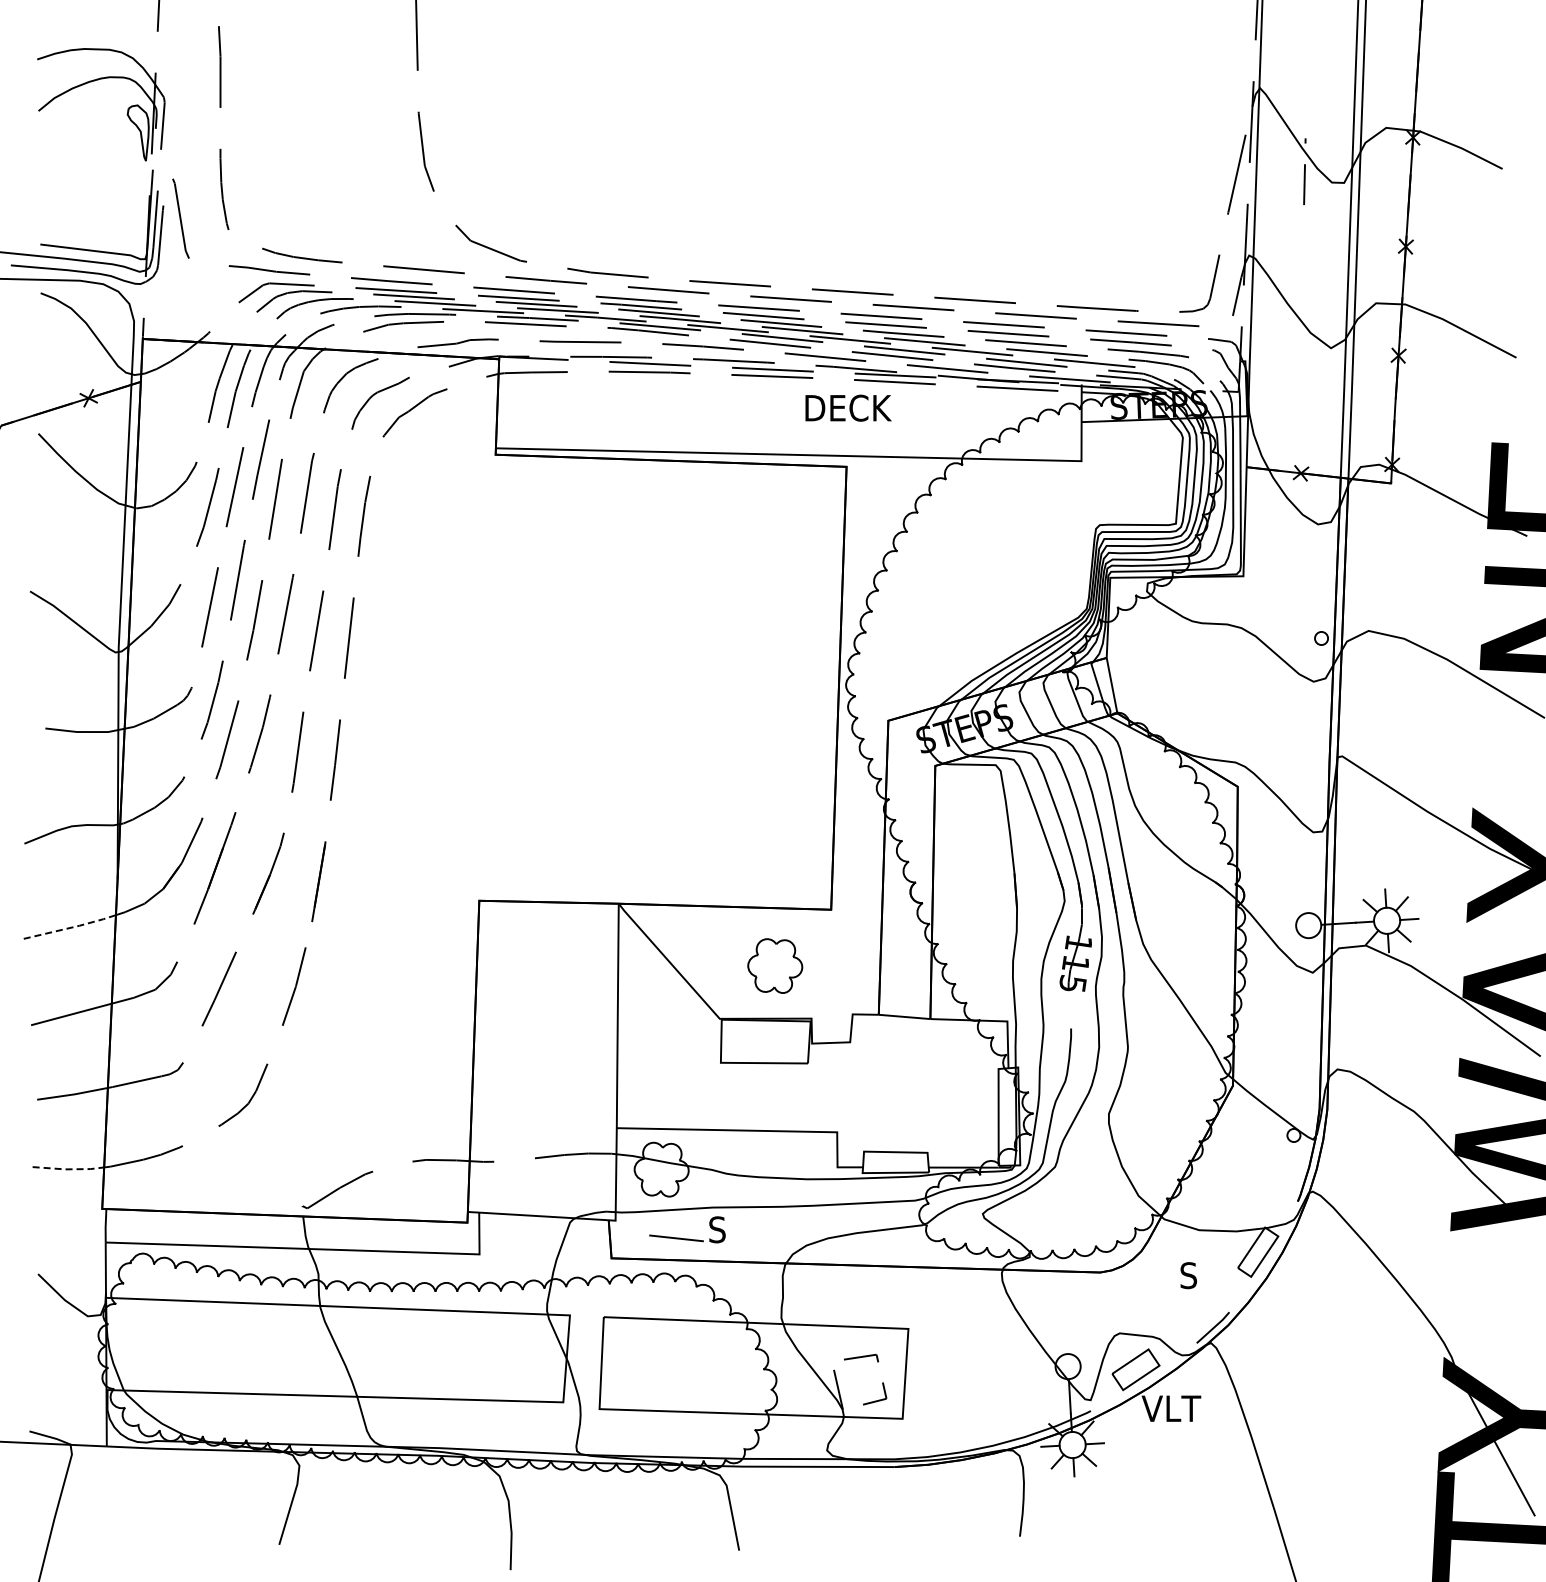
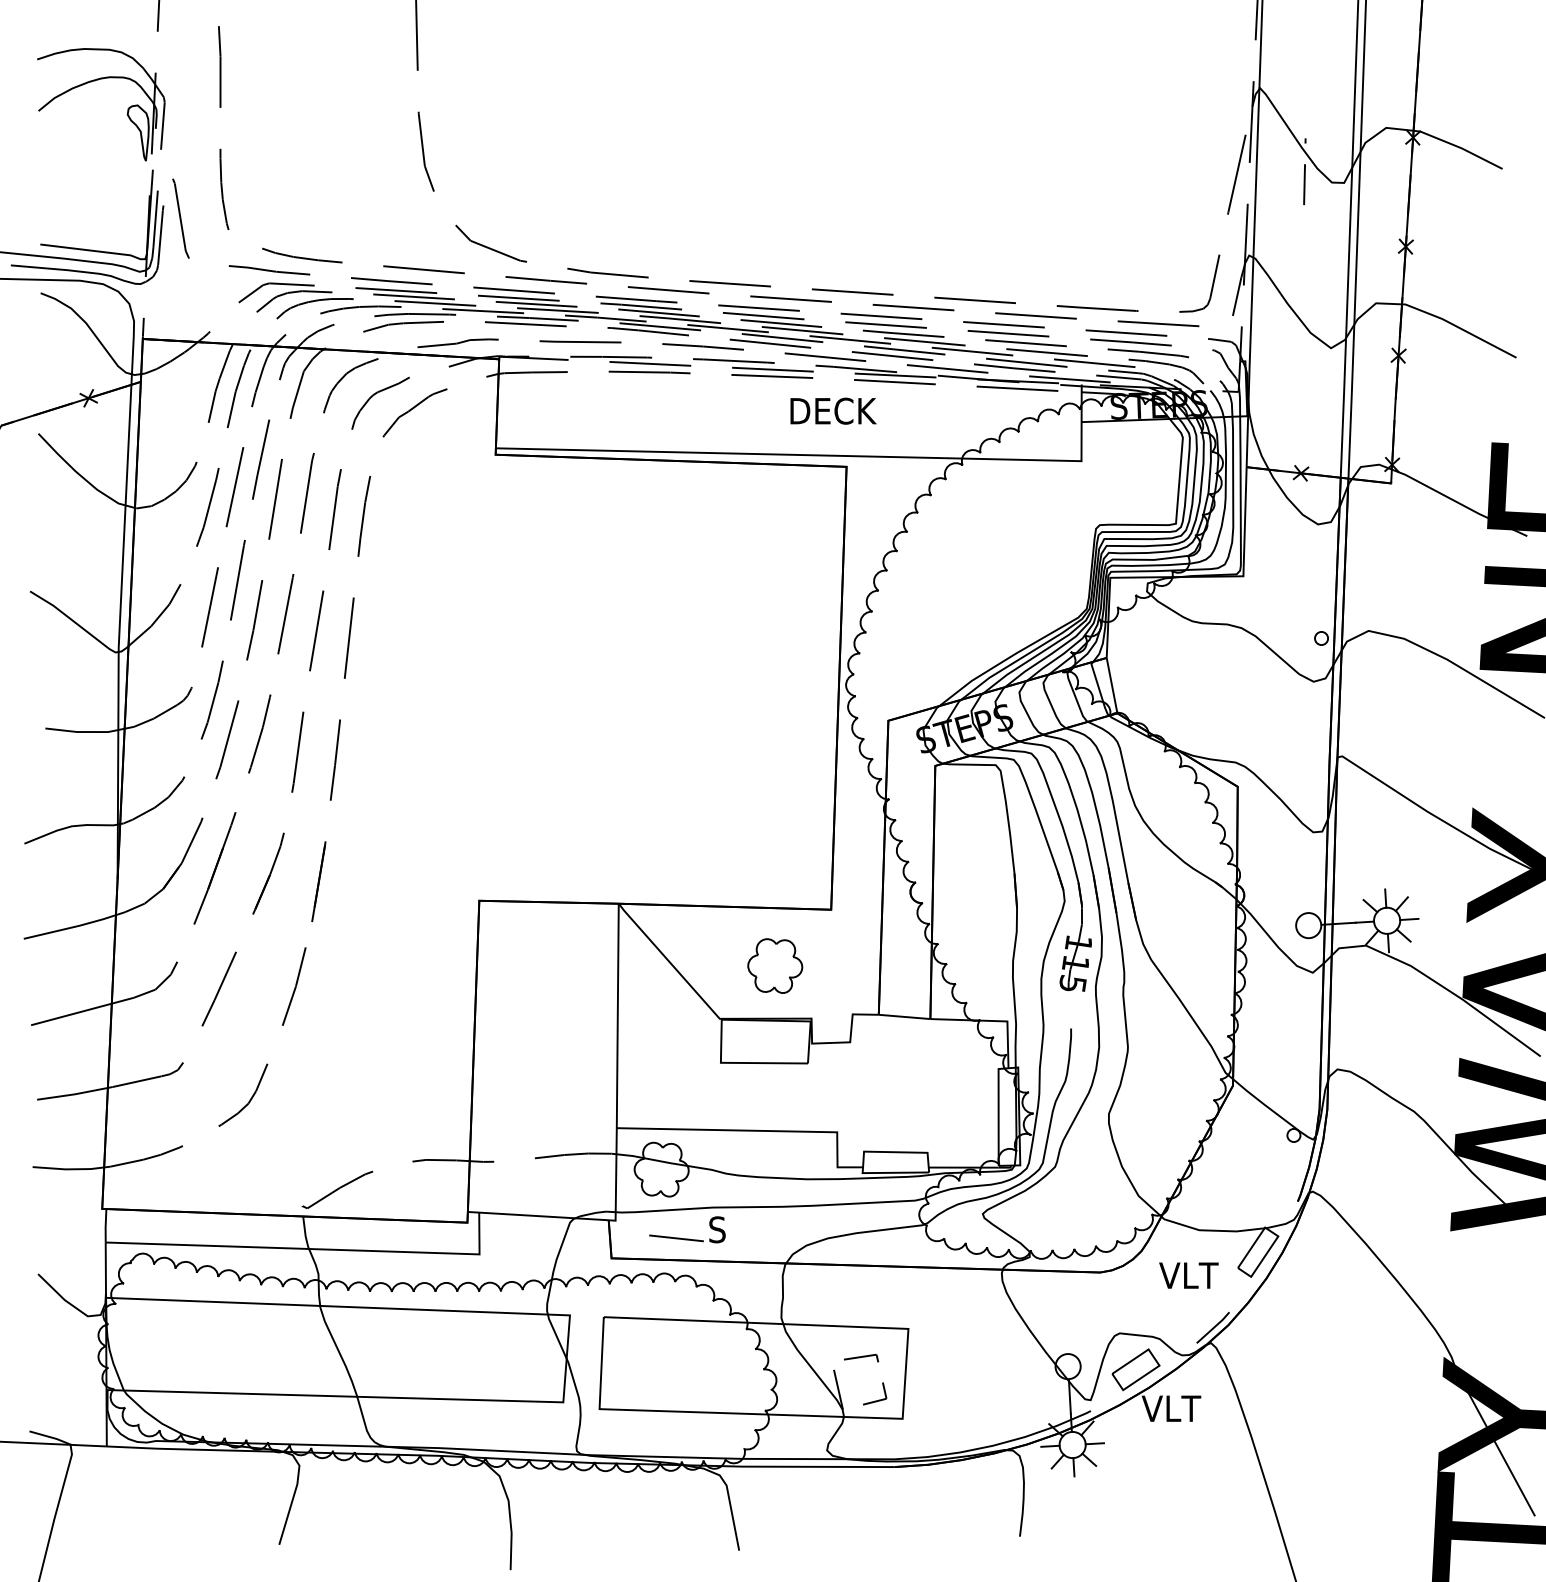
text position: (848, 407) -> (833, 410) (833, 410)
line: dashed -> solid (71, 927)
line: dashed -> solid (69, 1169)
text: S -> VLT (1188, 1275)
